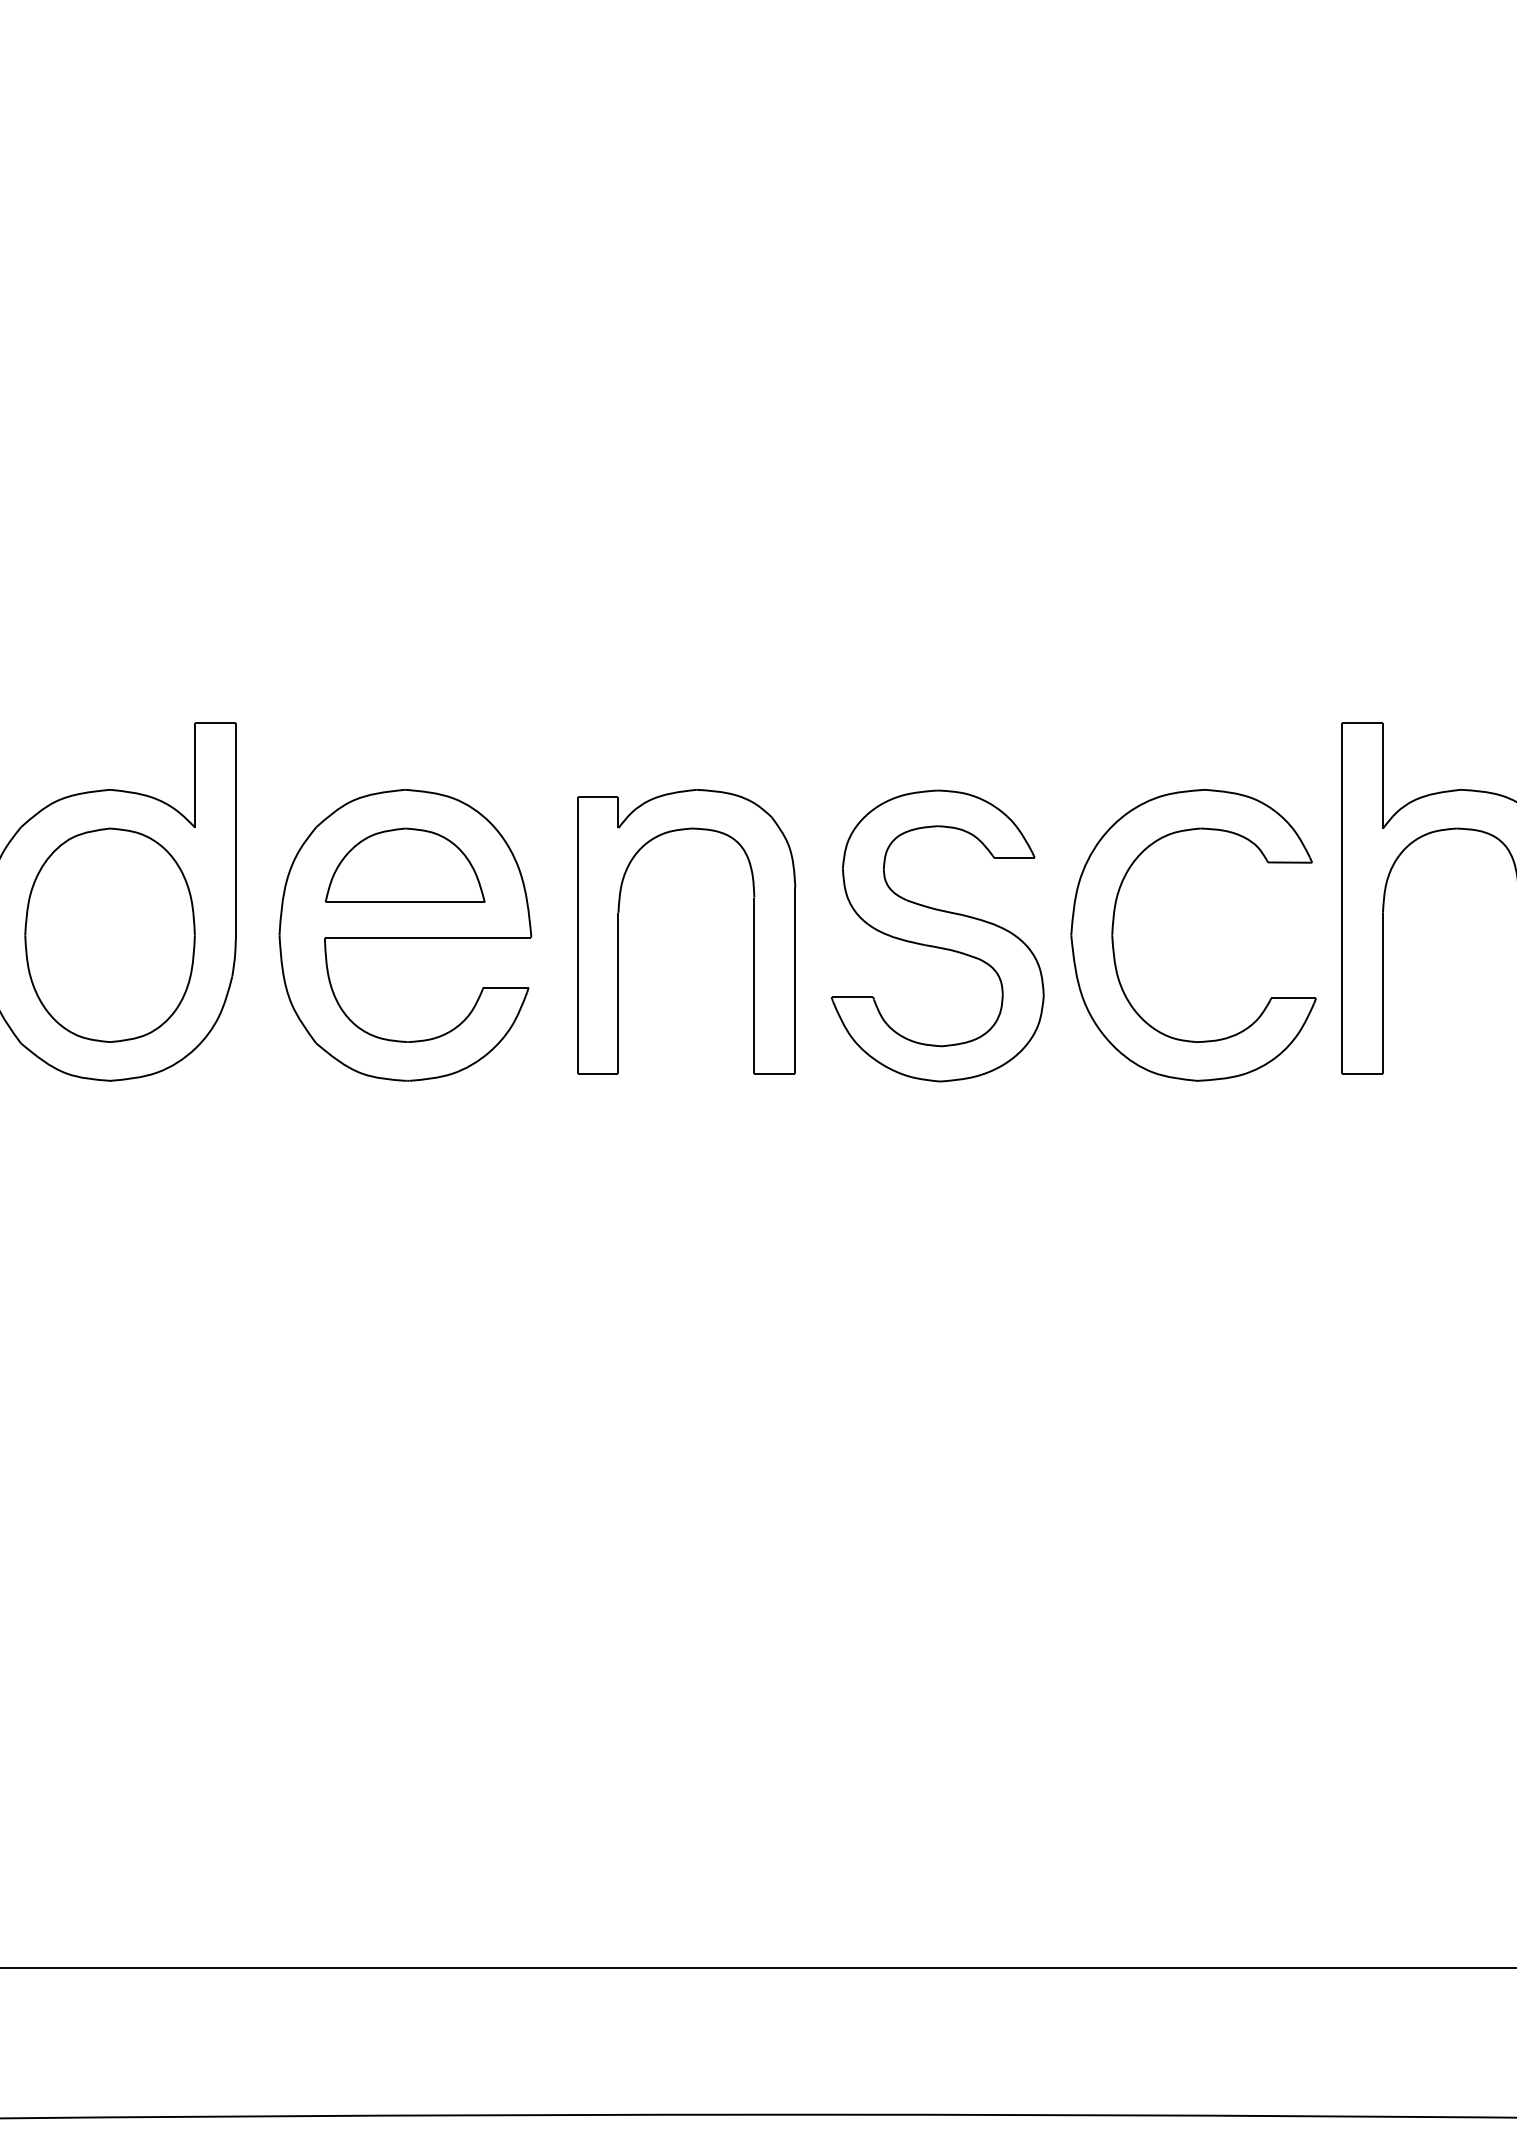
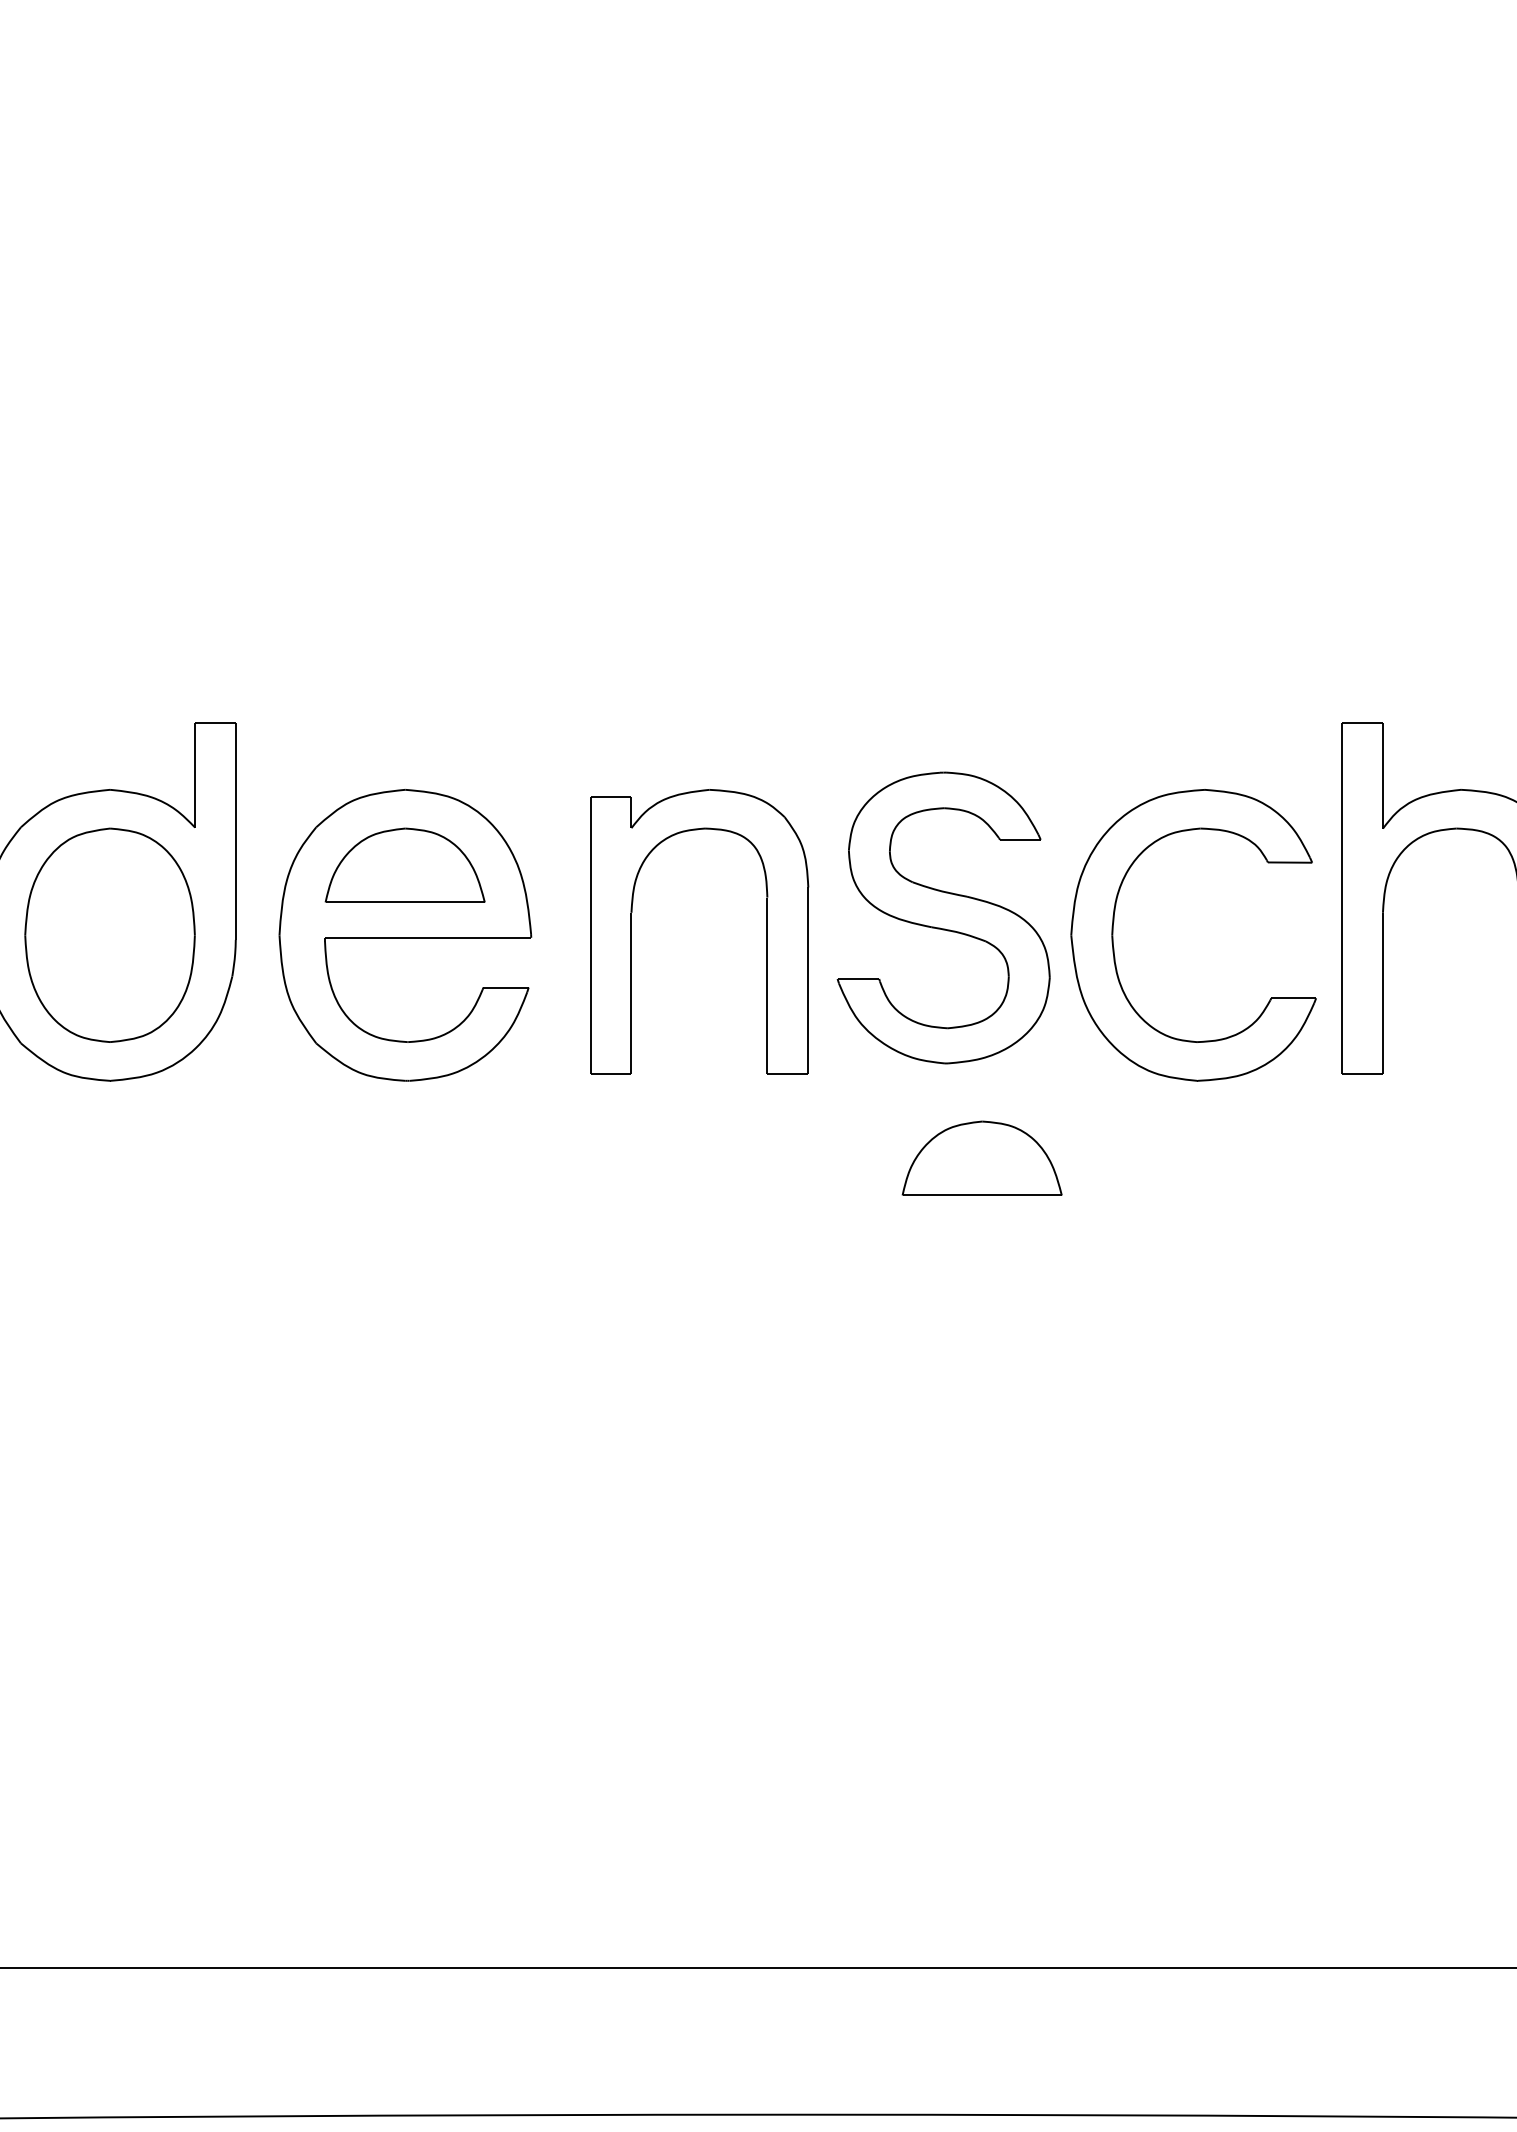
part position: (753, 931) -> (766, 931) (766, 931)
part position: (937, 935) -> (943, 917) (943, 917)
part: none -> present (981, 1157)
